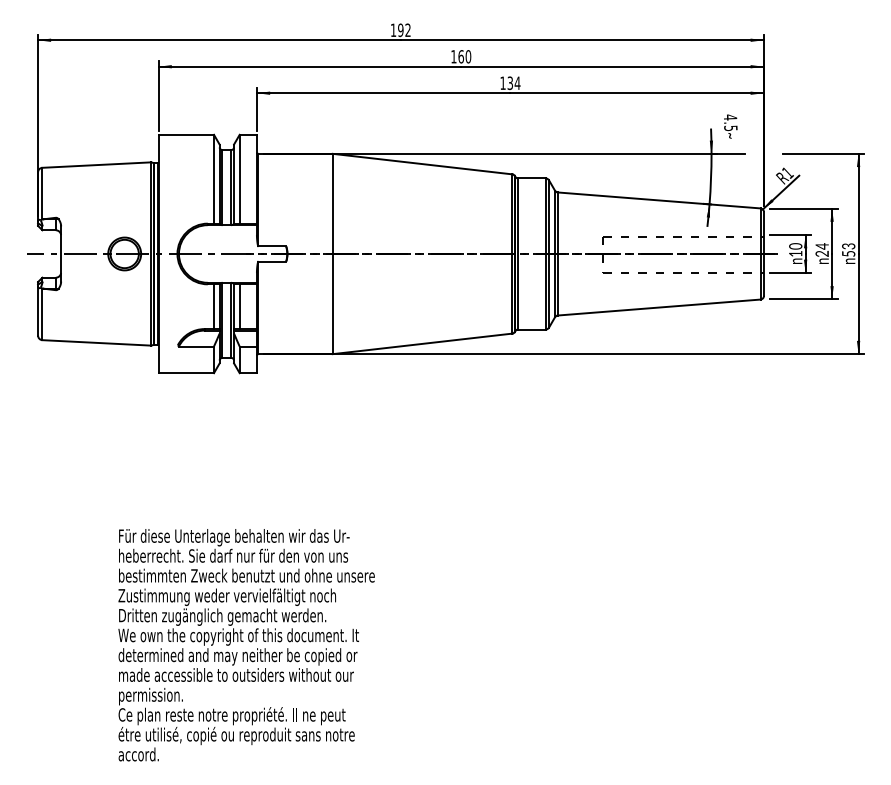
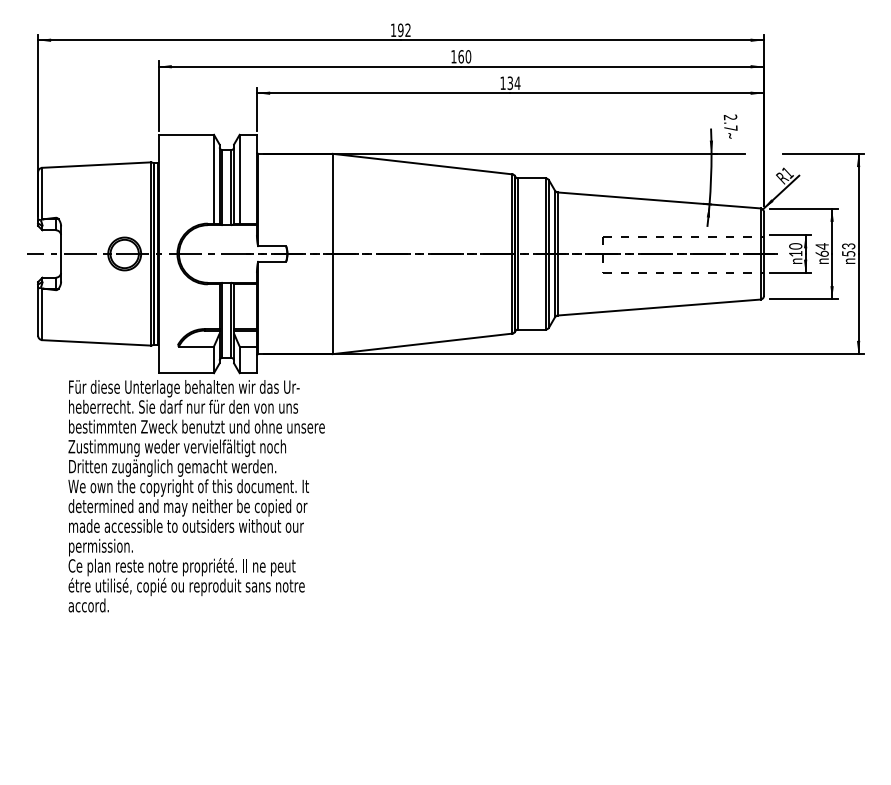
text: 4.5 -> 2.7 (730, 122)
text: 24 -> 64 (821, 253)
line: present -> none (214, 306)
line: present -> none (239, 306)
text position: (246, 645) -> (196, 496) (196, 496)
